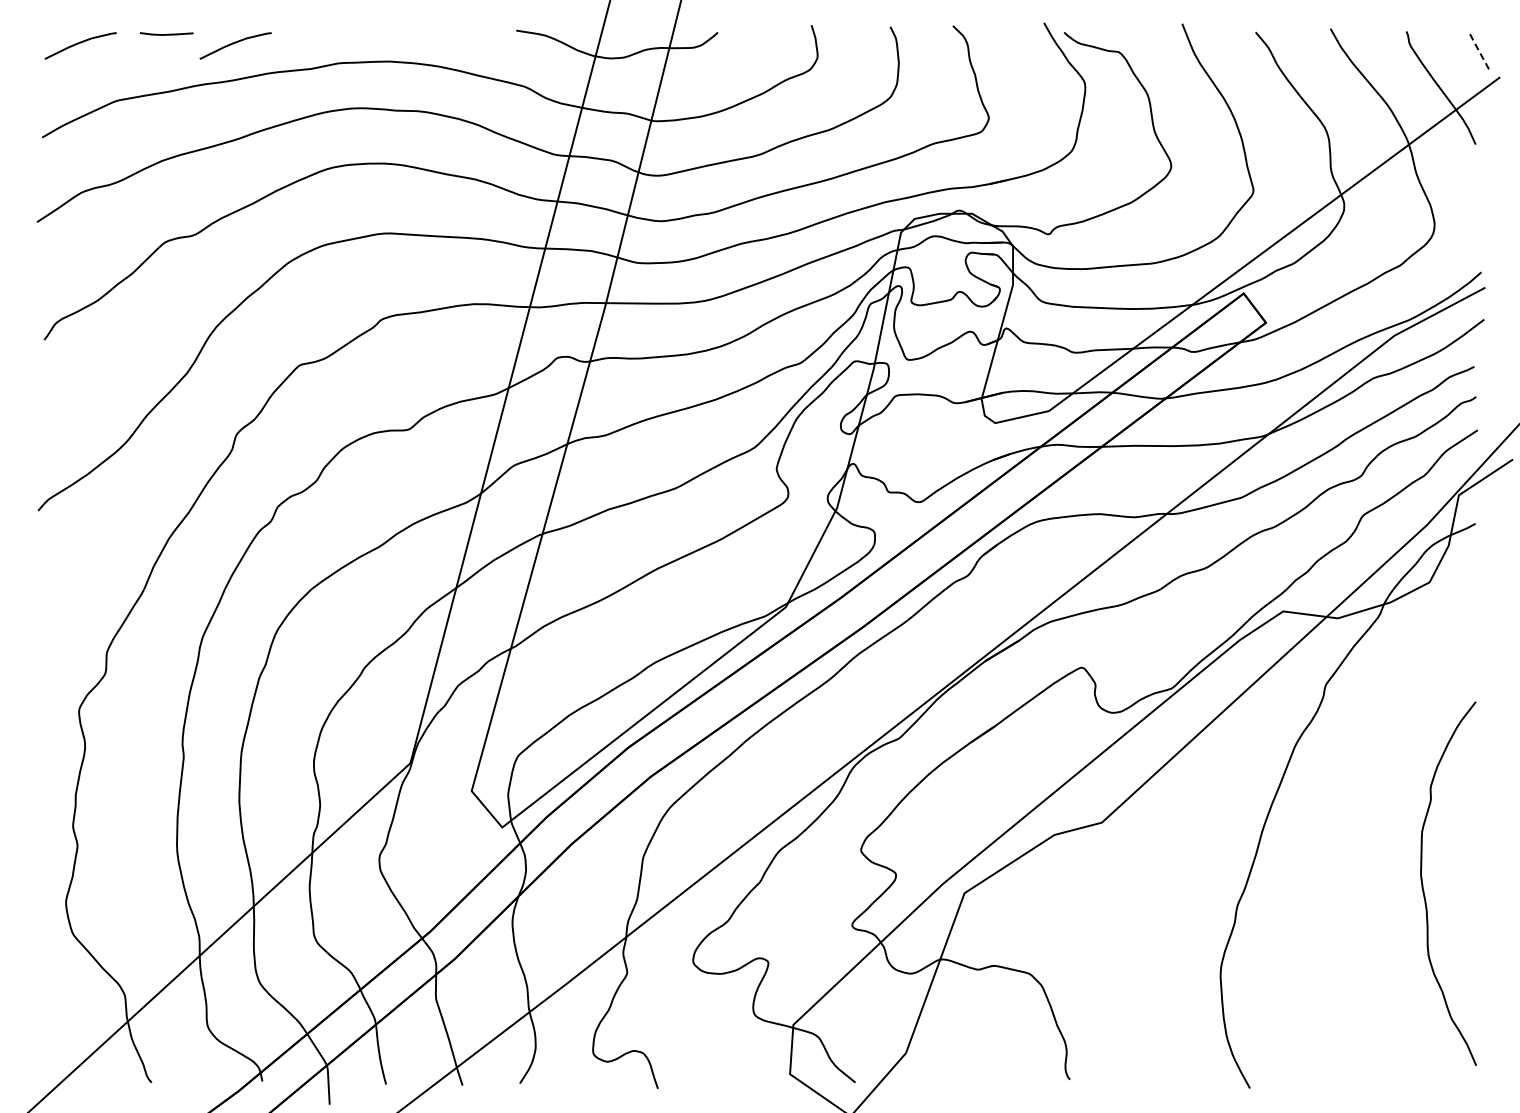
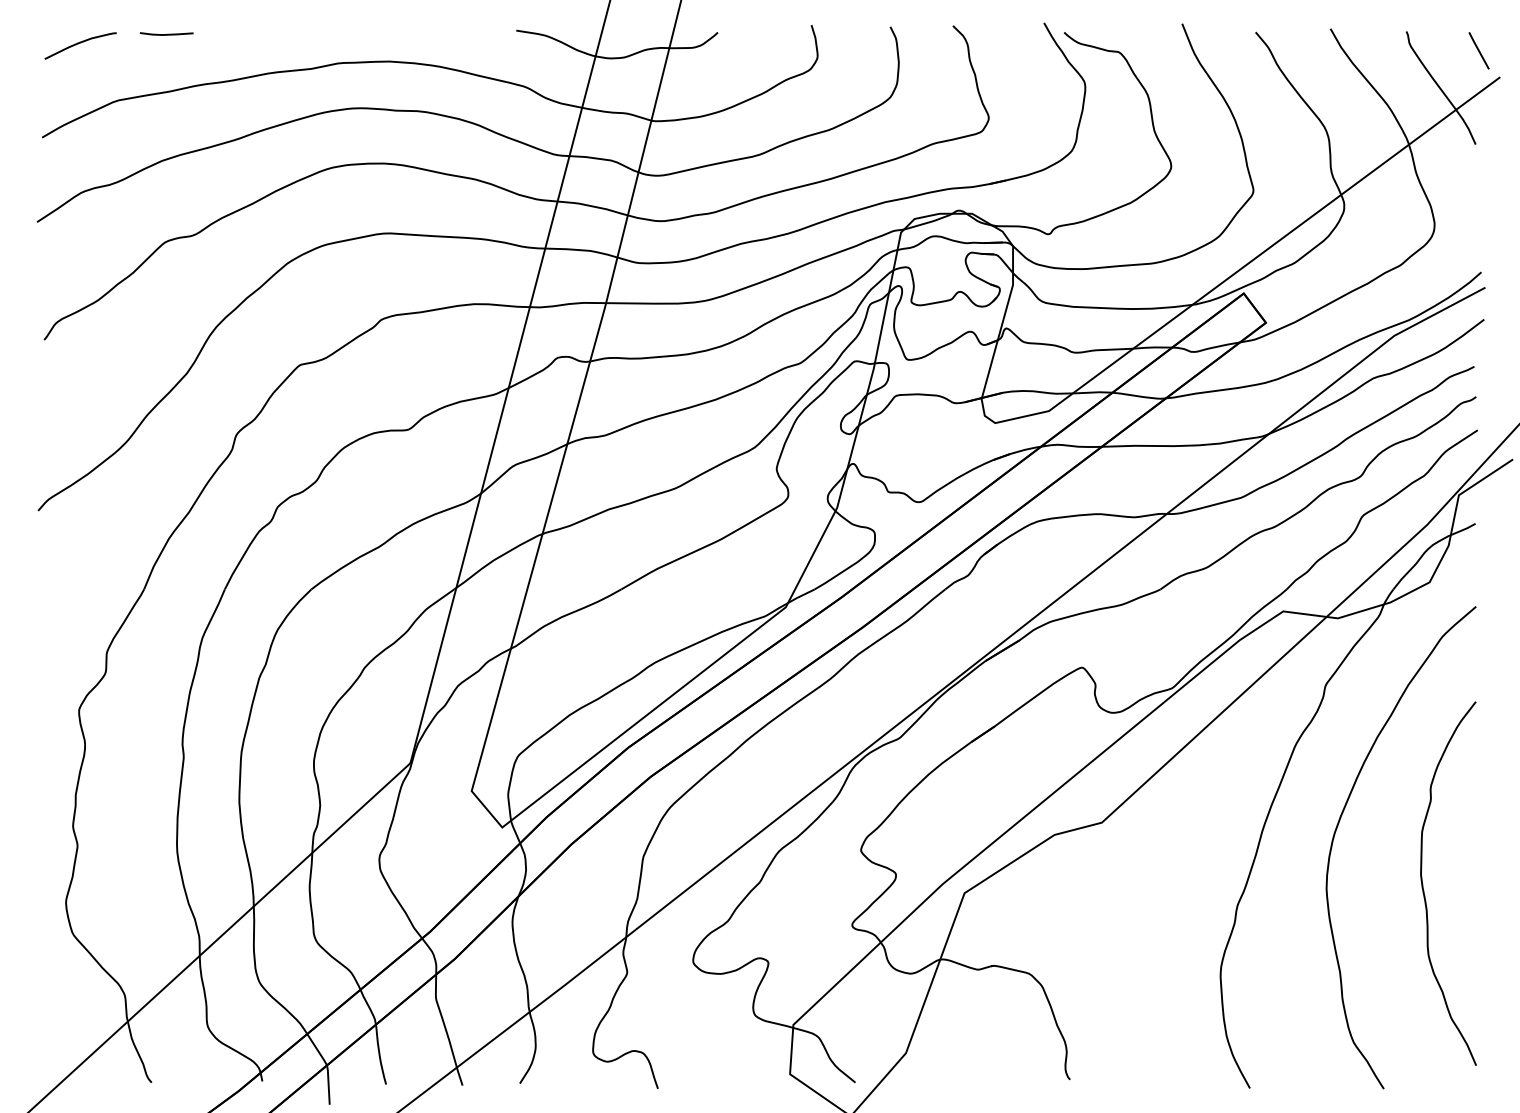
curve: present -> none (235, 43)
line: dashed -> solid (1478, 50)
curve: none -> present (1338, 826)
